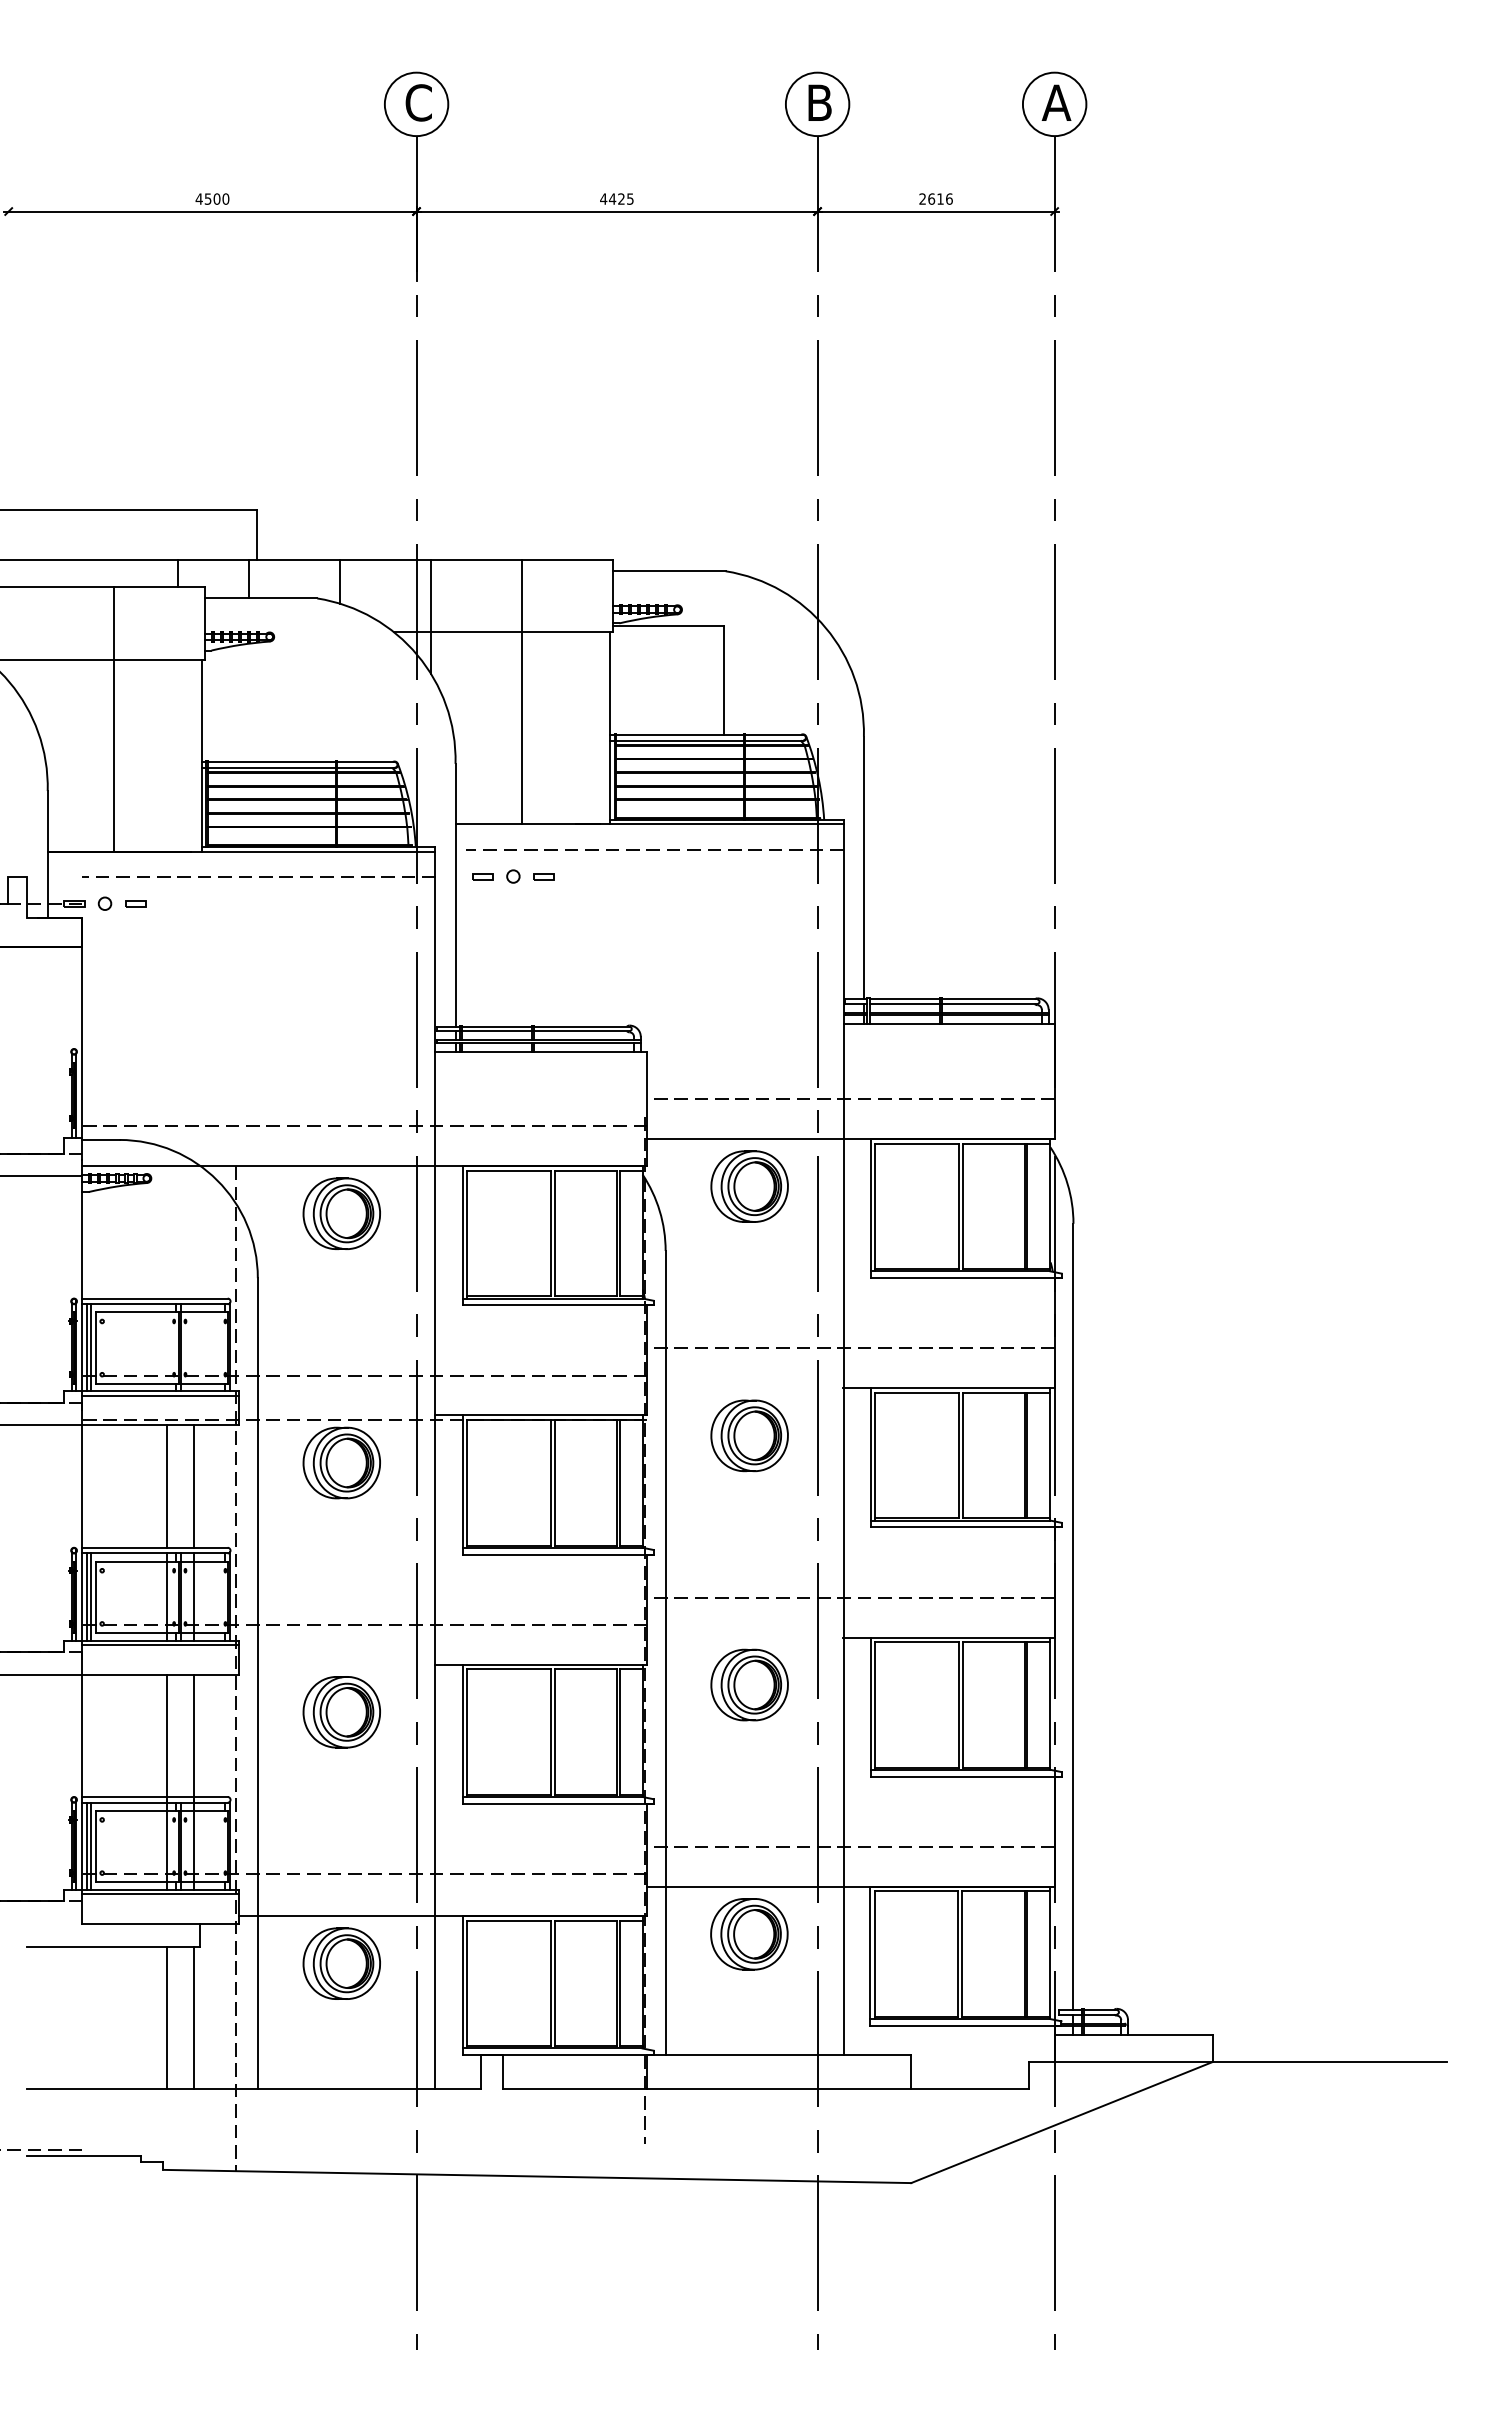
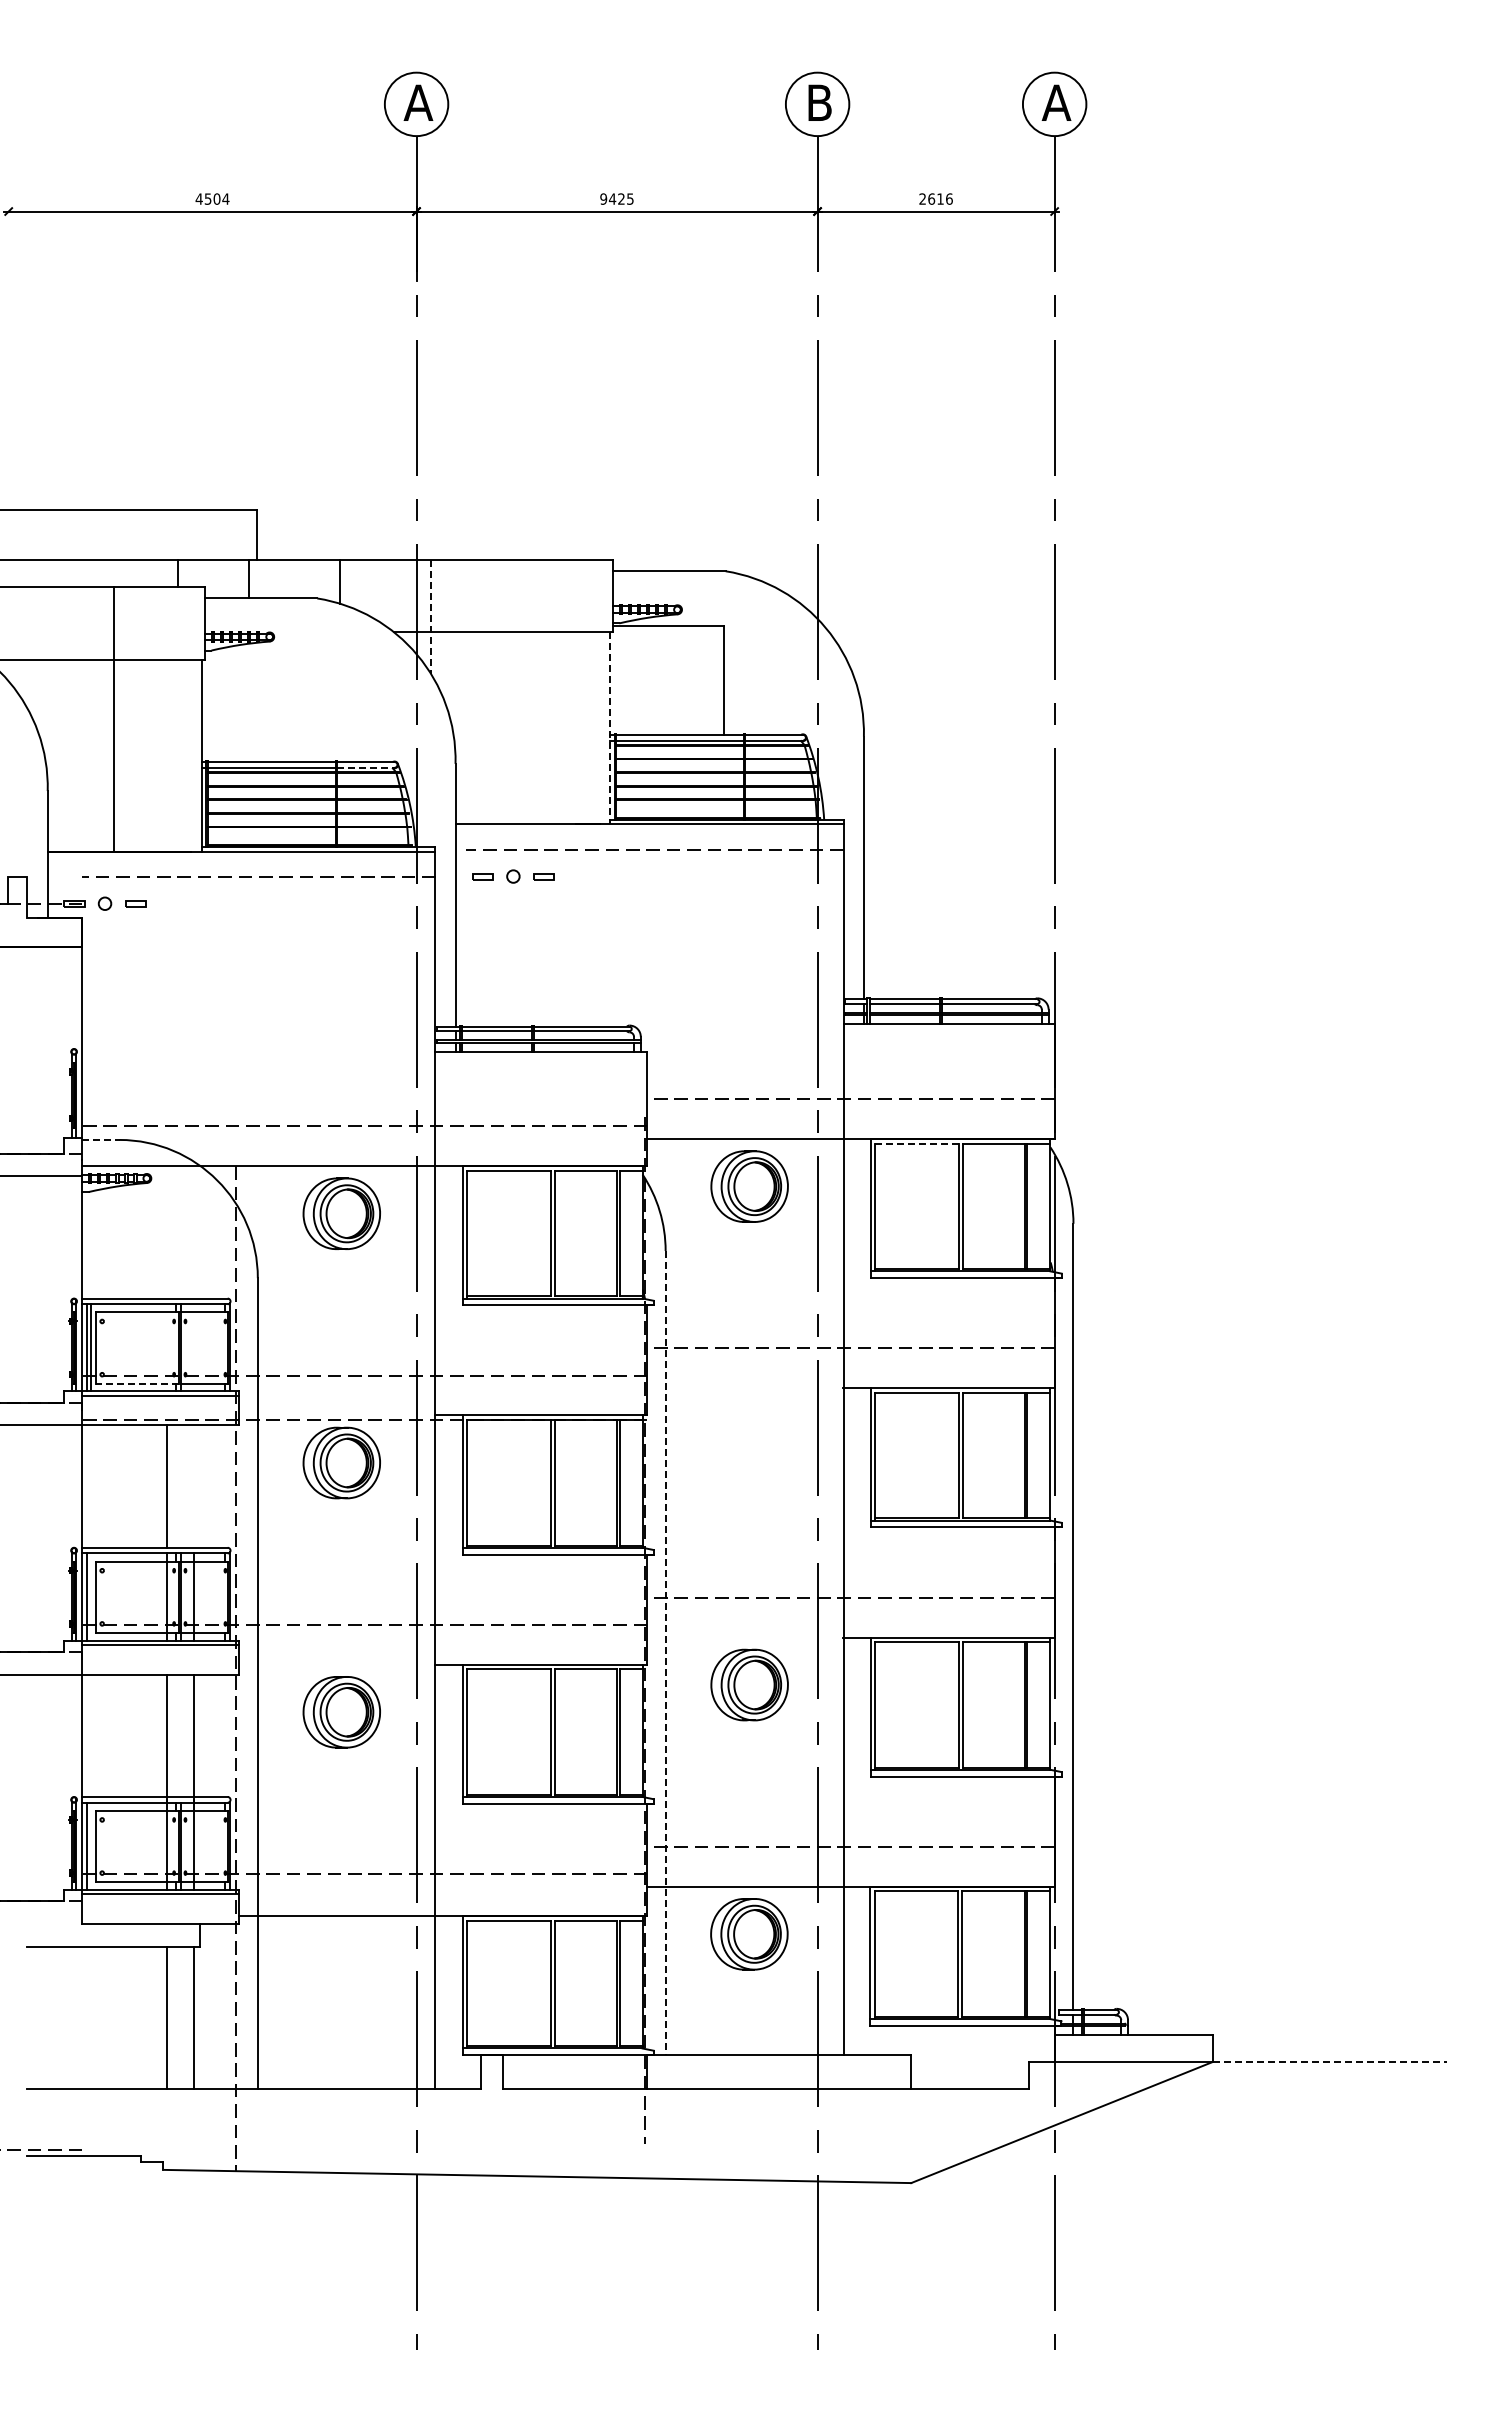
text: C -> A (418, 102)
text: 4500 -> 4504 (225, 198)
text: 4425 -> 9425 (603, 198)
line: solid -> dashed (431, 617)
line: present -> none (522, 691)
line: solid -> dashed (609, 728)
line: solid -> dashed (365, 767)
line: solid -> dashed (100, 1139)
line: solid -> dashed (916, 1143)
line: solid -> dashed (136, 1383)
part: present -> none (749, 1435)
line: present -> none (193, 1486)
line: present -> none (91, 1596)
line: solid -> dashed (665, 1653)
line: present -> none (91, 1845)
part: present -> none (341, 1963)
line: solid -> dashed (1330, 2062)
